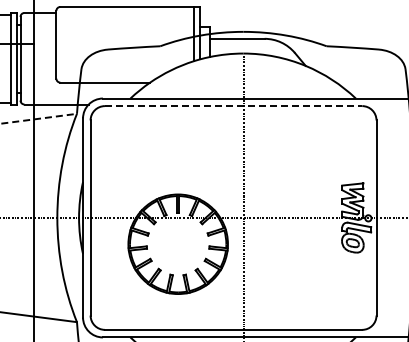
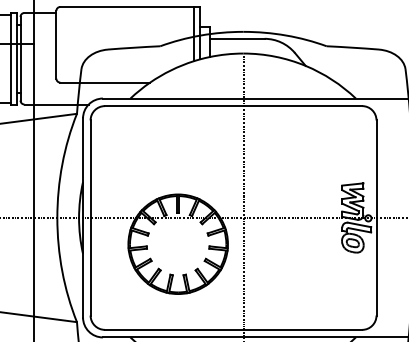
line: dashed -> solid (233, 106)
line: dashed -> solid (38, 118)
